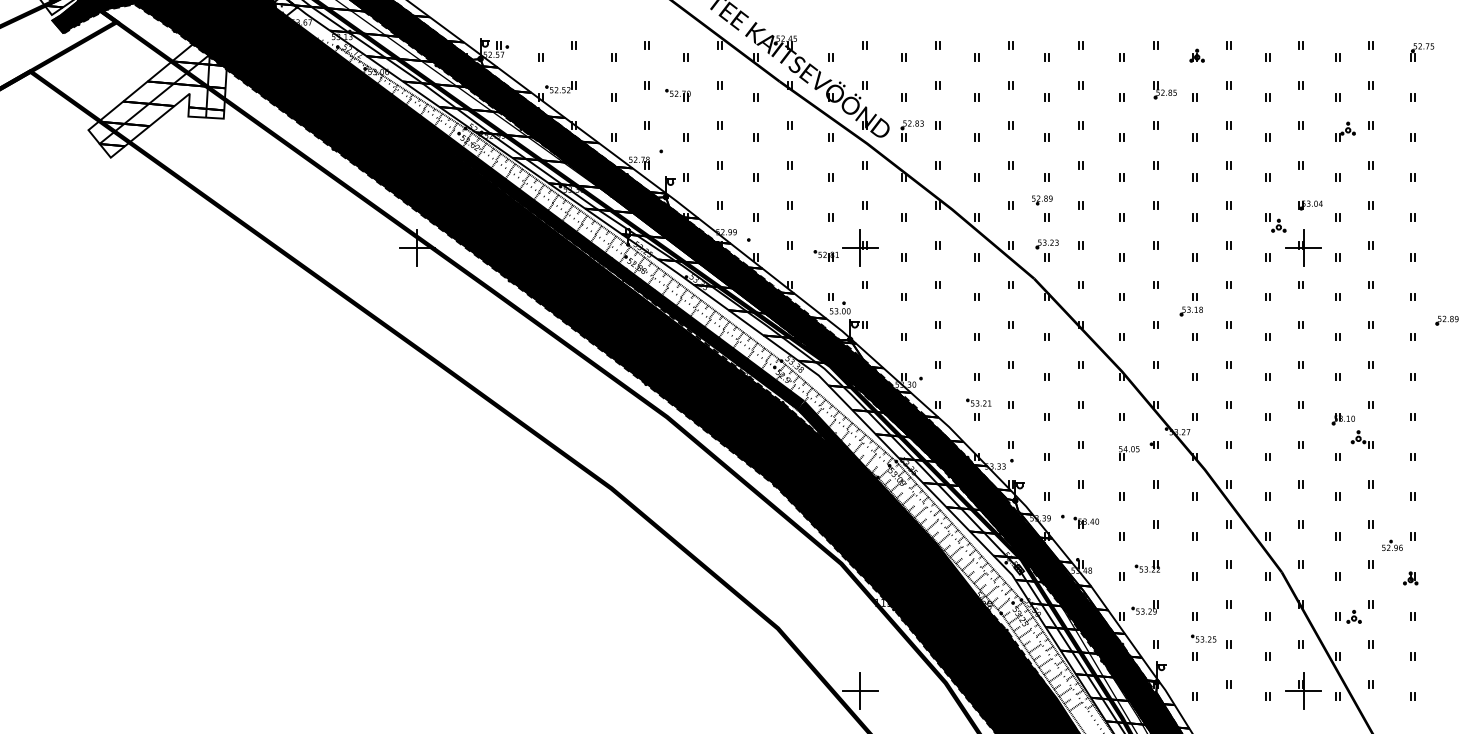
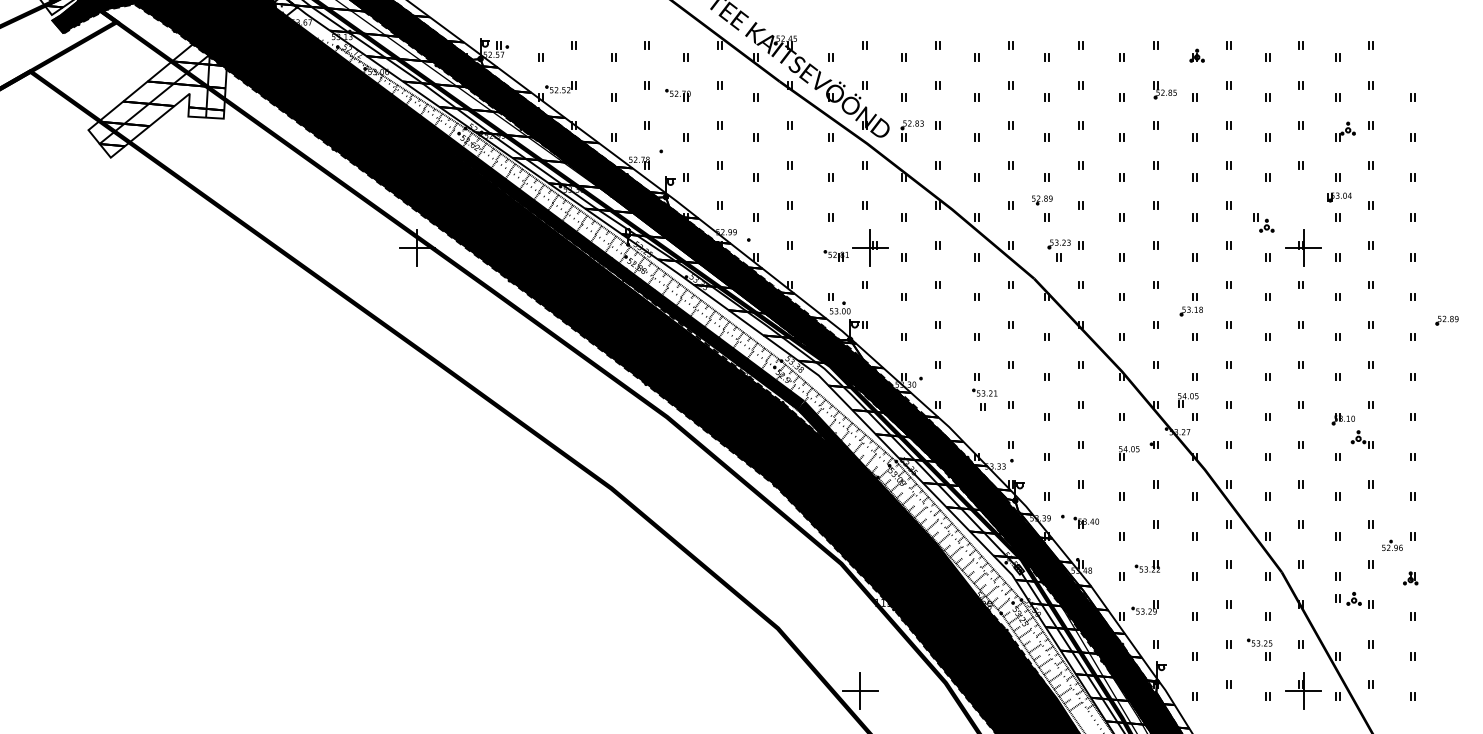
part: present -> none (1422, 52)
part position: (1310, 205) -> (1339, 197) (1339, 197)
part position: (1275, 222) -> (1263, 222) (1263, 222)
part position: (845, 247) -> (855, 247) (855, 247)
part position: (1046, 250) -> (1058, 250) (1058, 250)
part: none -> present (1188, 400)
part position: (978, 409) -> (984, 399) (984, 399)
part position: (1348, 616) -> (1348, 598) (1348, 598)
part position: (1203, 638) -> (1259, 642) (1259, 642)
